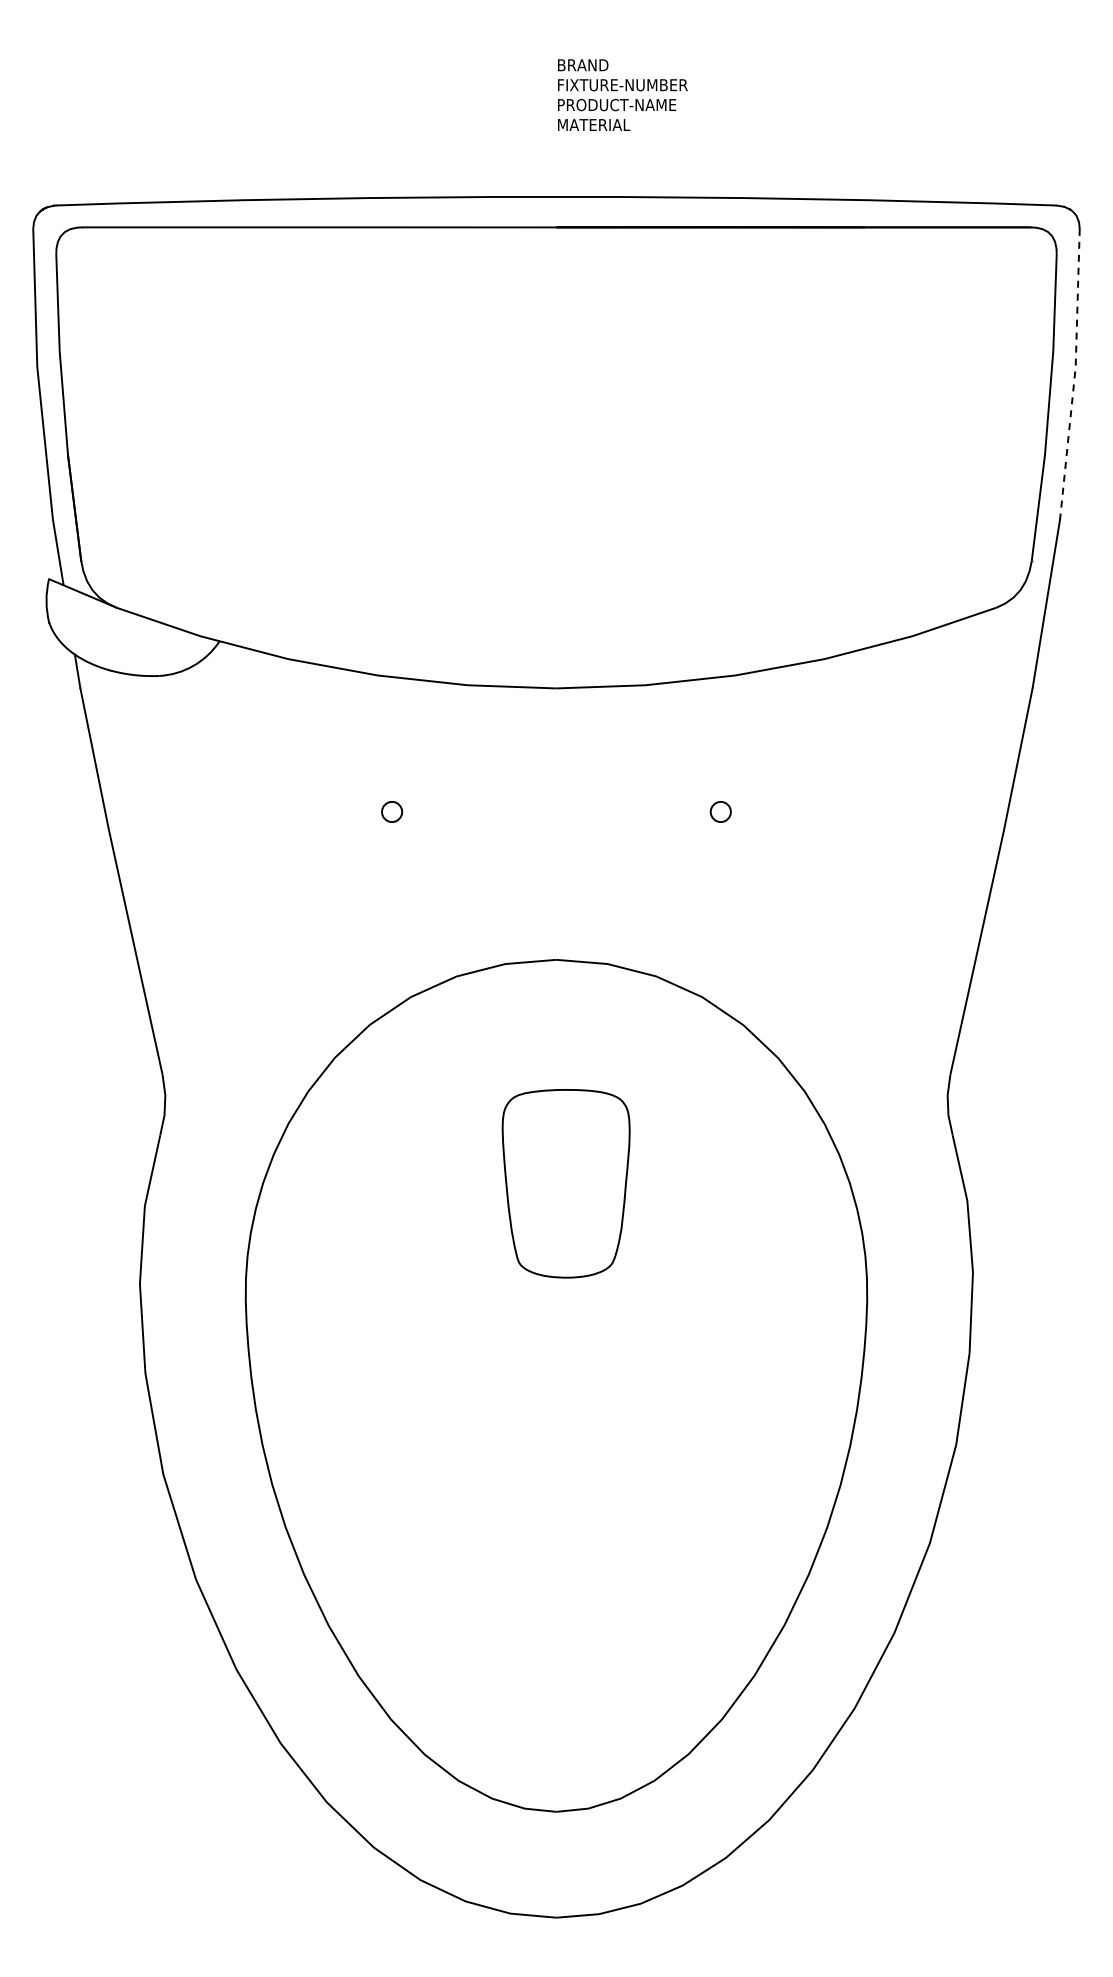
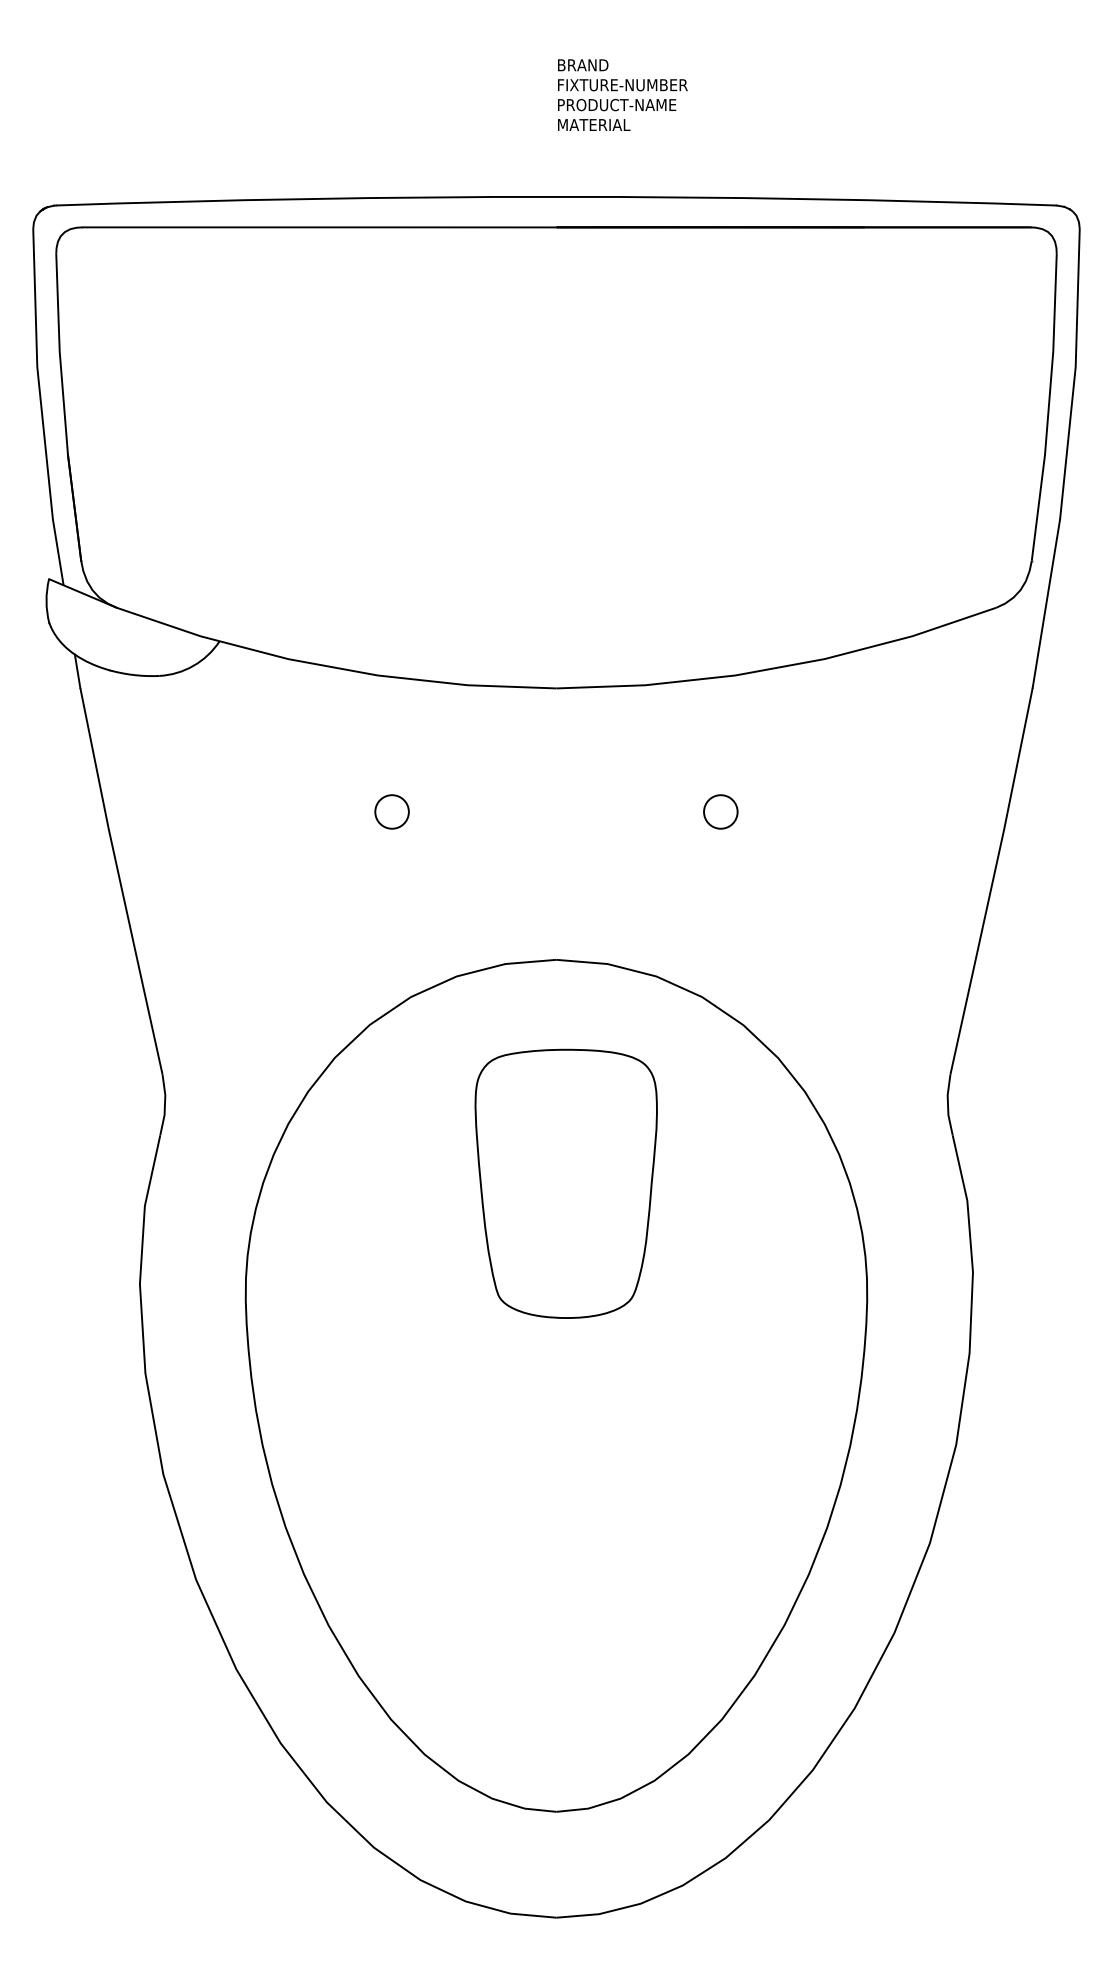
line: dashed -> solid (1074, 374)
circle diameter: 20 px -> 34 px (391, 811)
circle diameter: 20 px -> 34 px (720, 811)
part size: 130x190 px -> 184x271 px (565, 1183)
